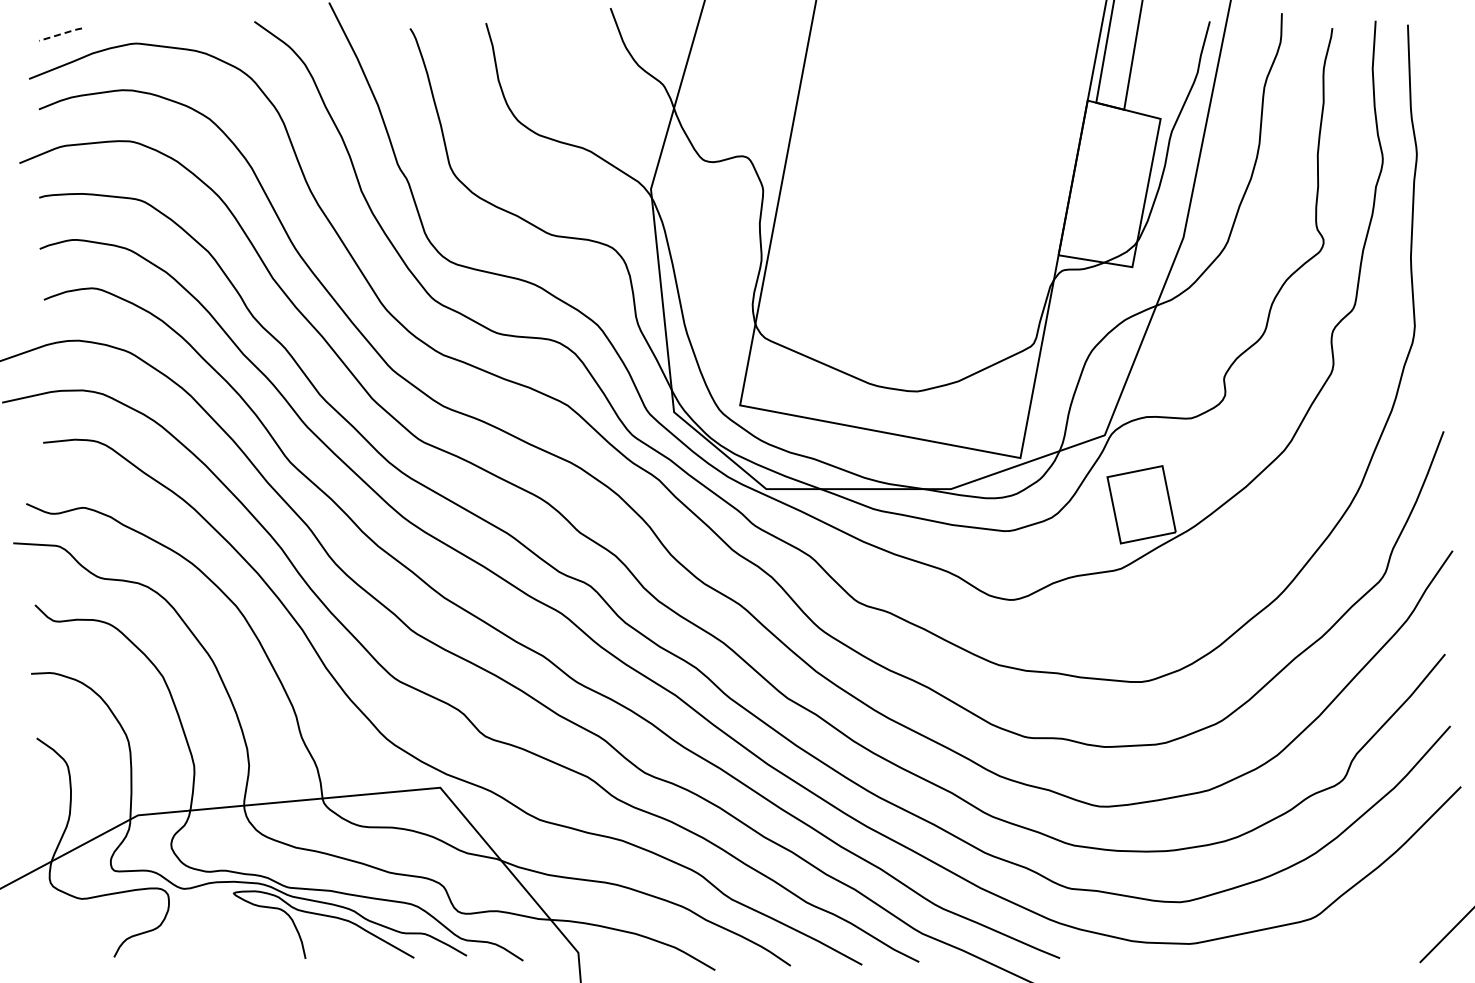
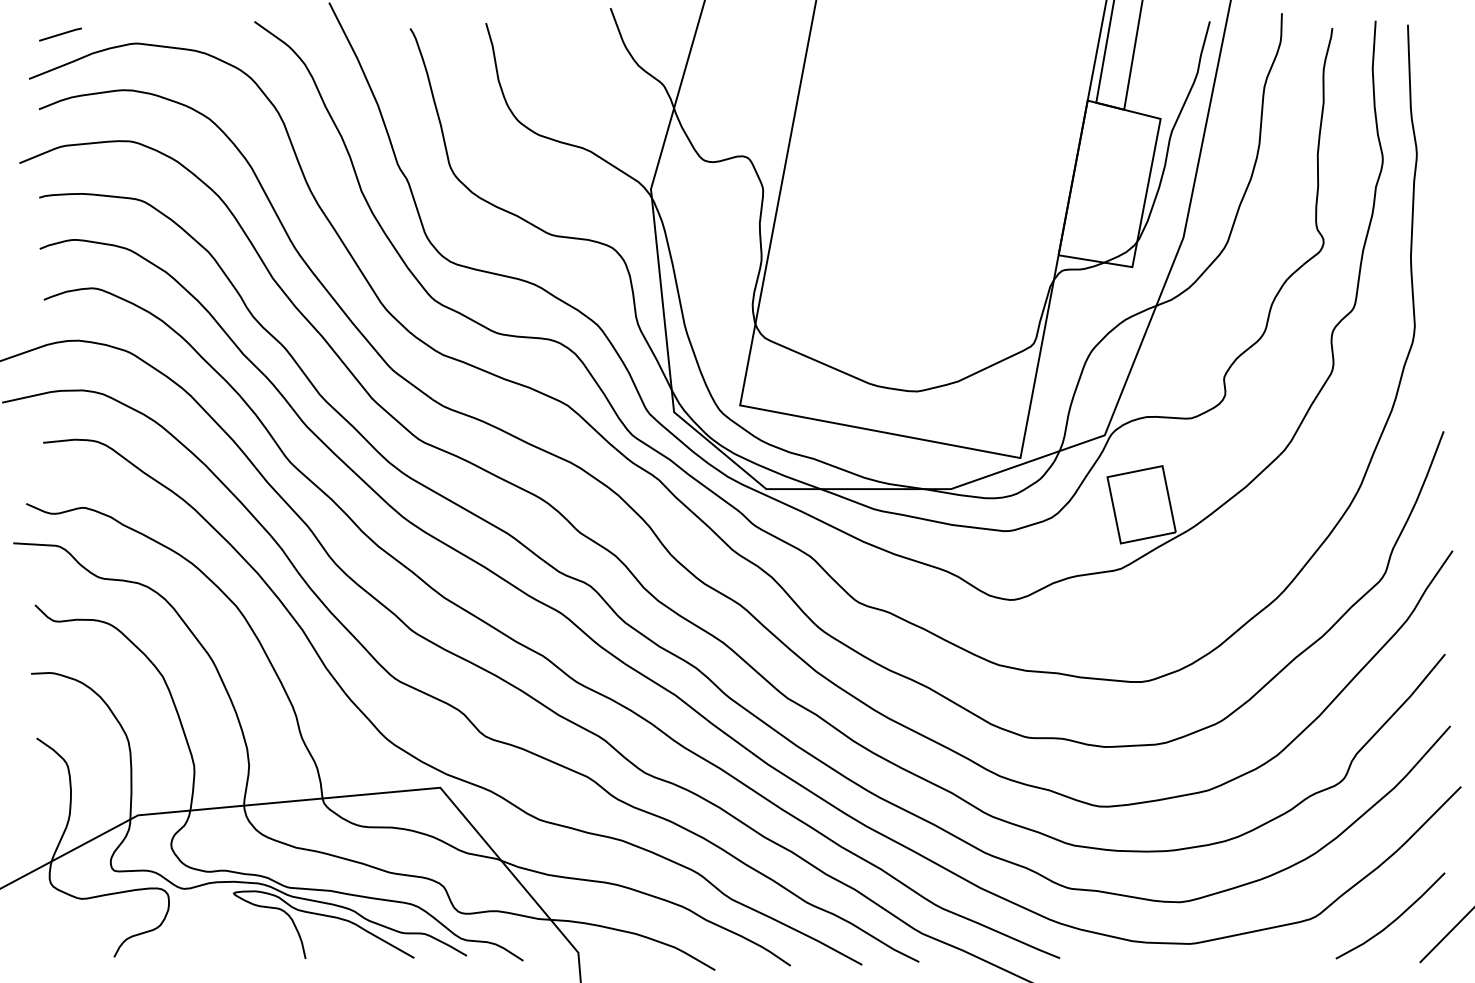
line: dashed -> solid (60, 34)
curve: none -> present (1394, 919)
